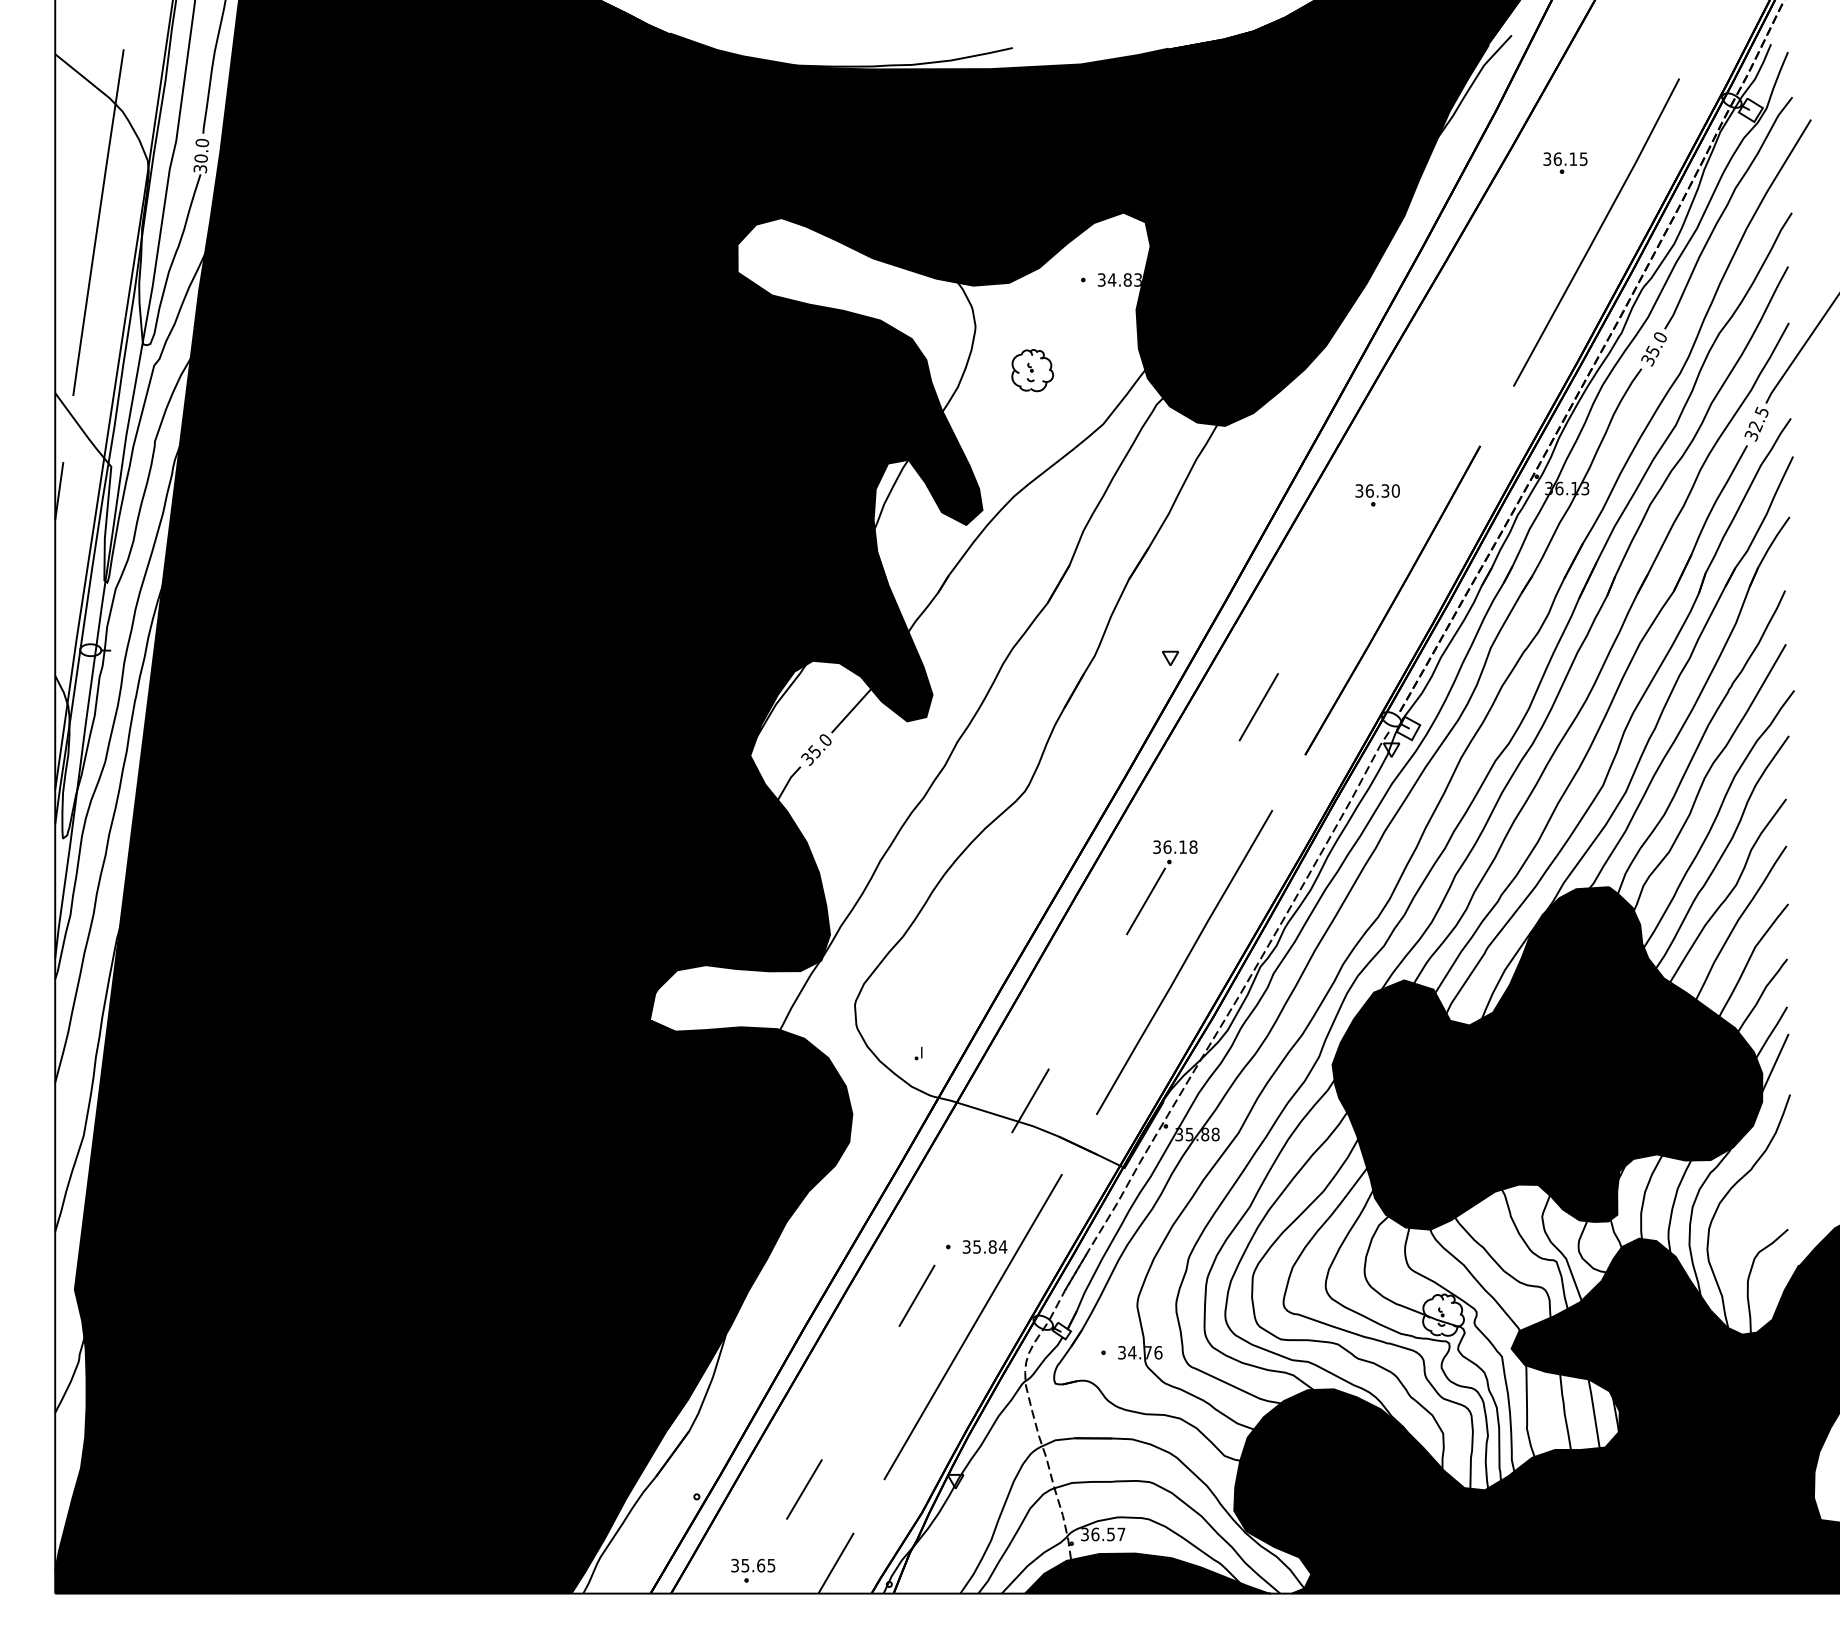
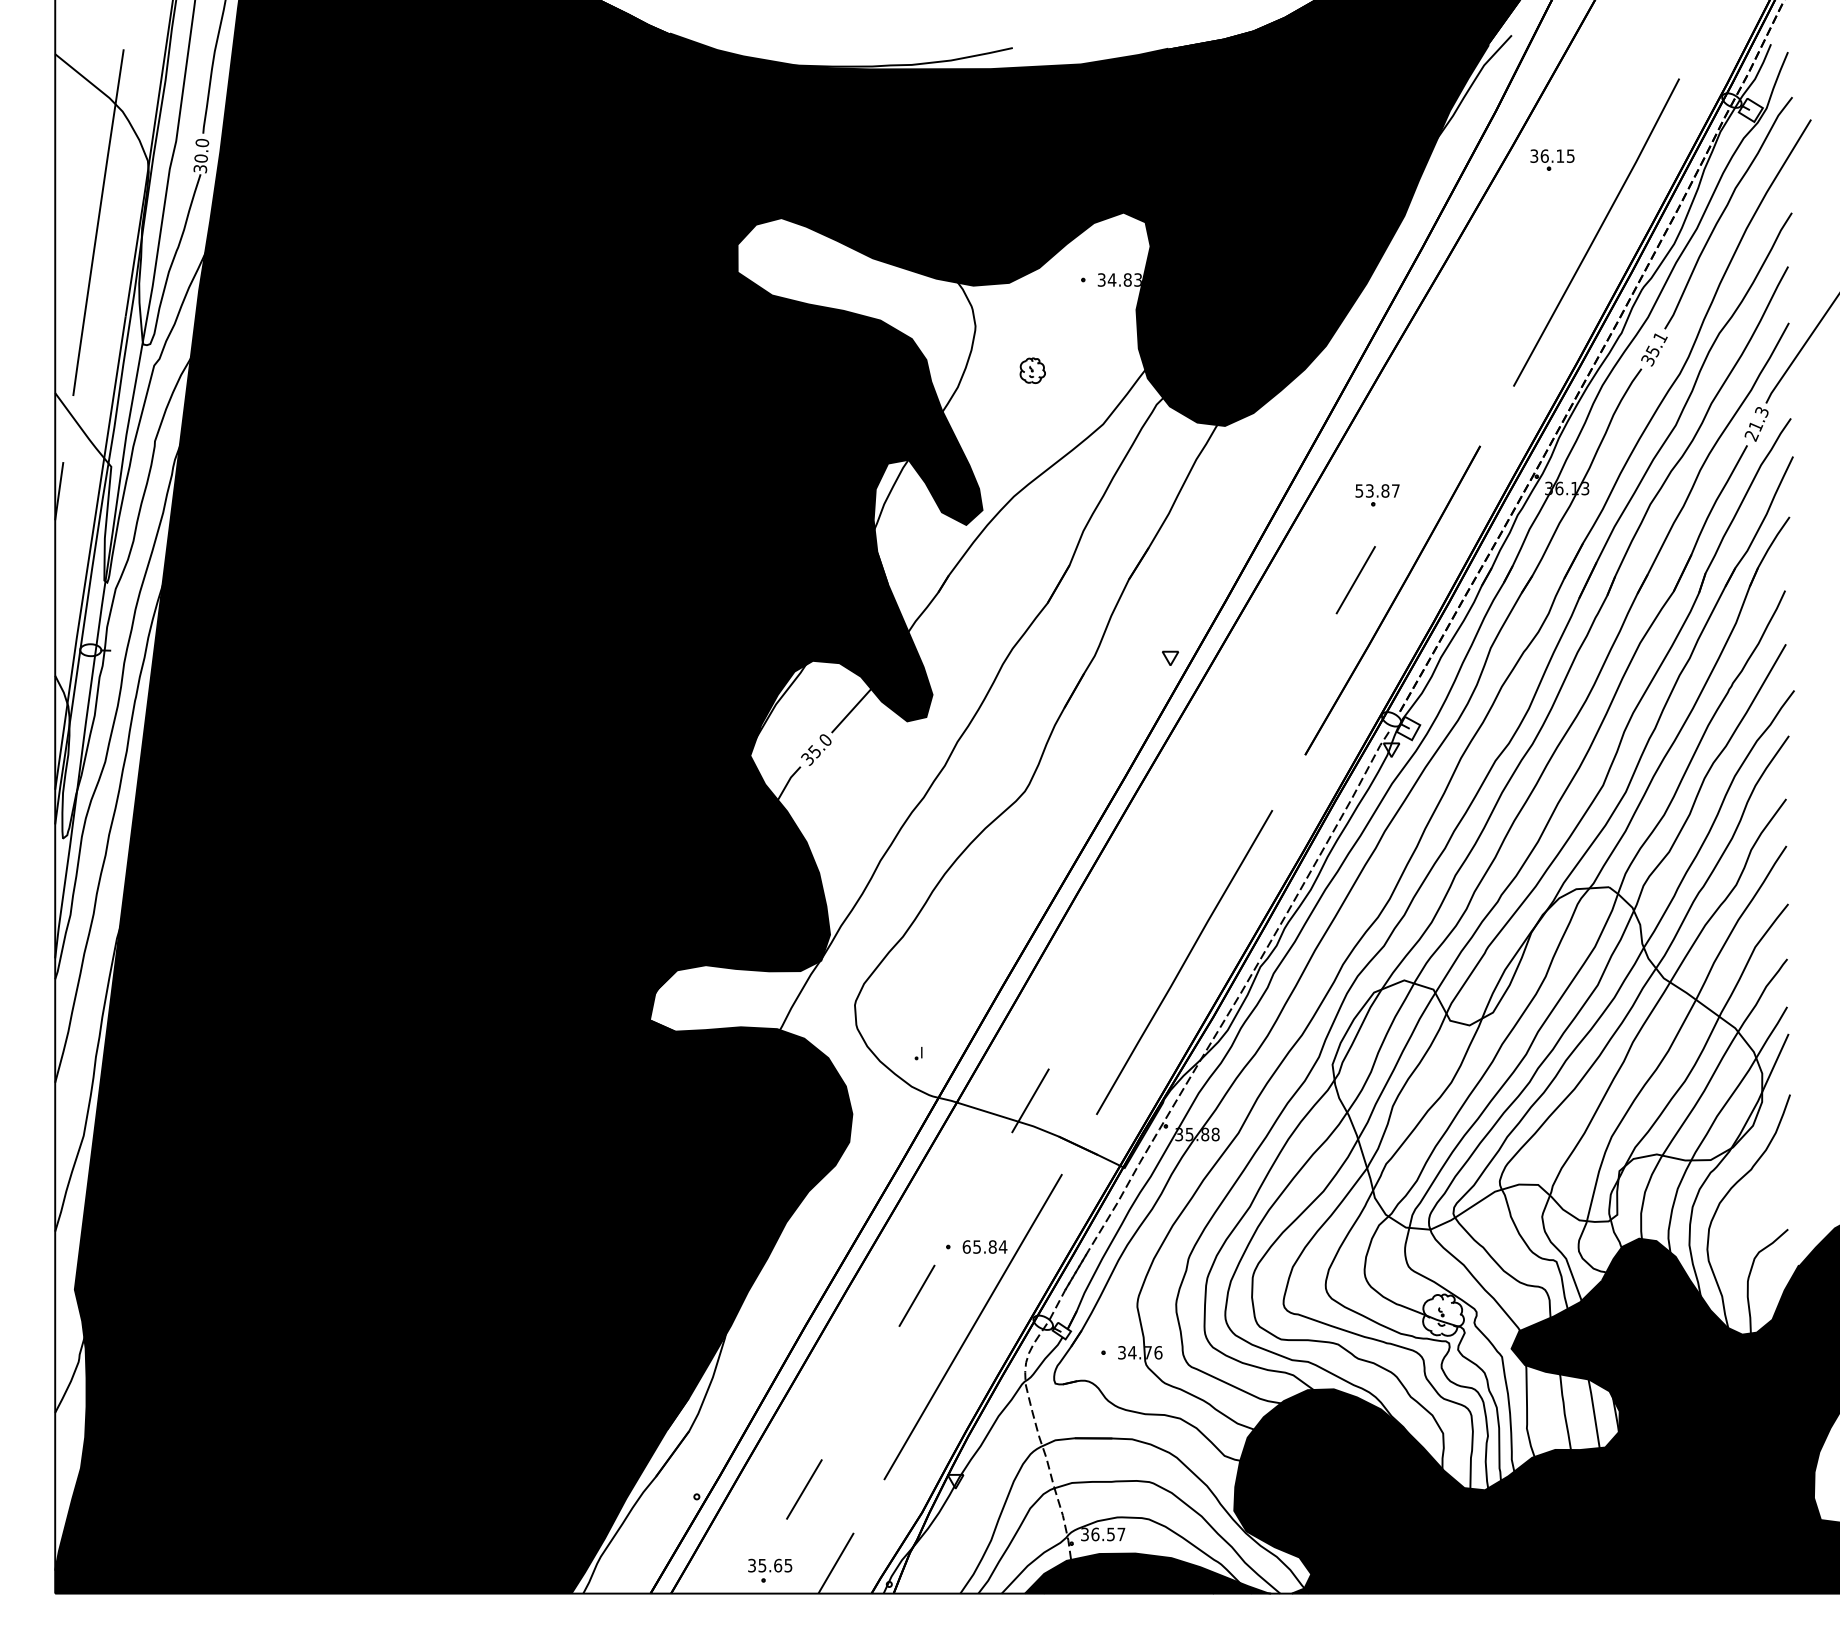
part position: (1565, 162) -> (1552, 159) (1552, 159)
text: 35.0 -> 35.1 (1660, 337)
part size: 44x44 px -> 27x27 px (1032, 370)
text: 32.5 -> 21.3 (1756, 423)
text: 36.30 -> 53.87 (1377, 490)
line position: (1258, 707) -> (1355, 580) (1355, 580)
part: present -> none (1161, 887)
fill: present -> none (1547, 1058)
text: 35.84 -> 65.84 (966, 1246)
part position: (753, 1570) -> (770, 1570) (770, 1570)
